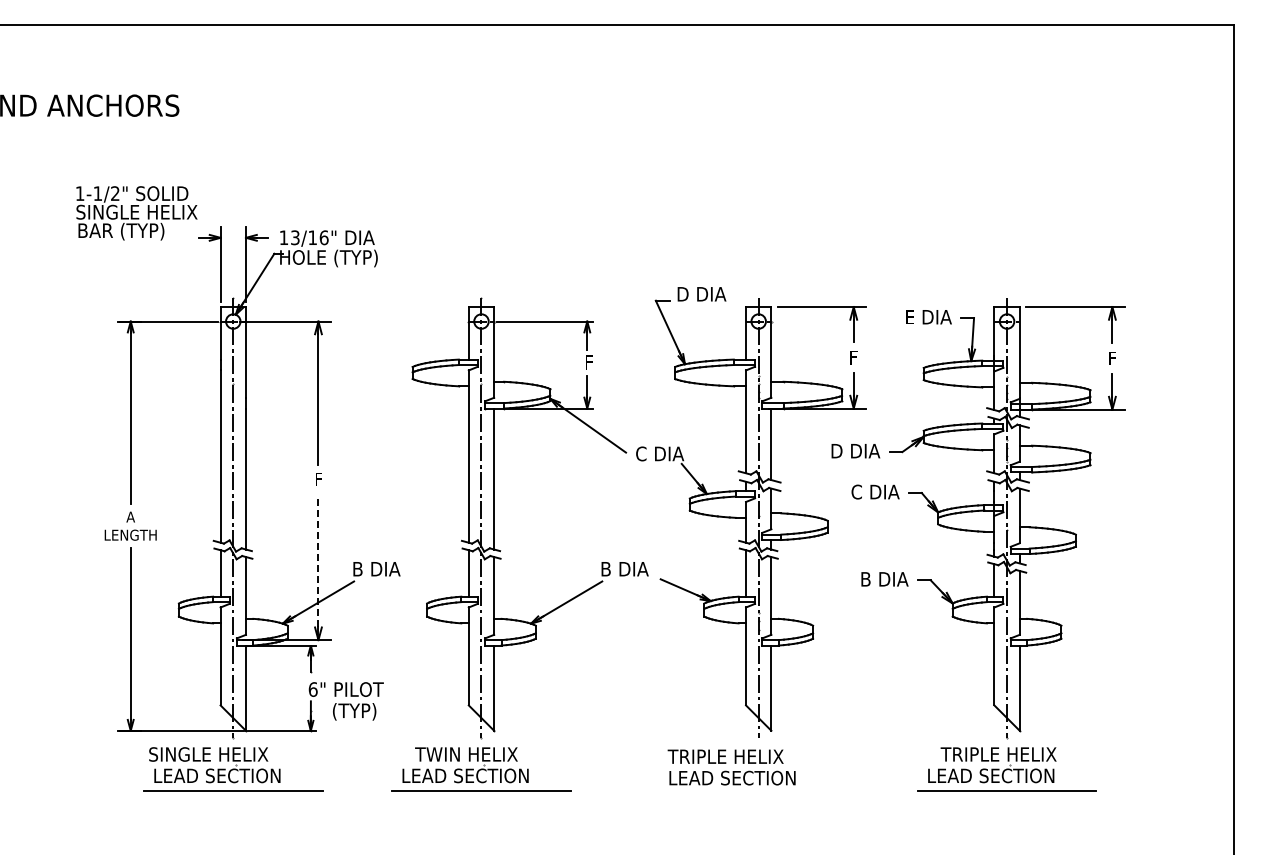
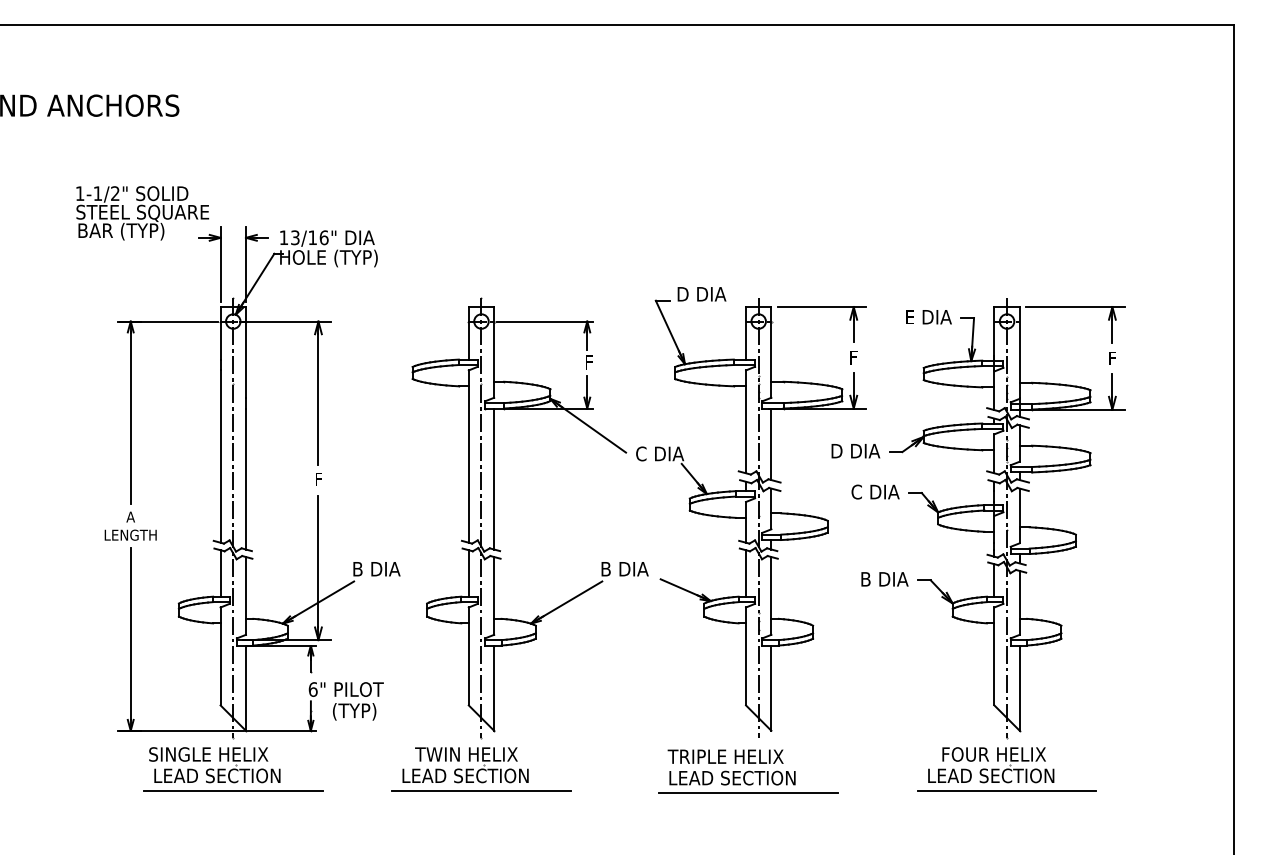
text: SINGLE HELIX -> STEEL SQUARE (147, 212)
line: dashed -> solid (318, 561)
text: TRIPLE HELIX -> FOUR HELIX (998, 754)
line: none -> present (747, 793)
